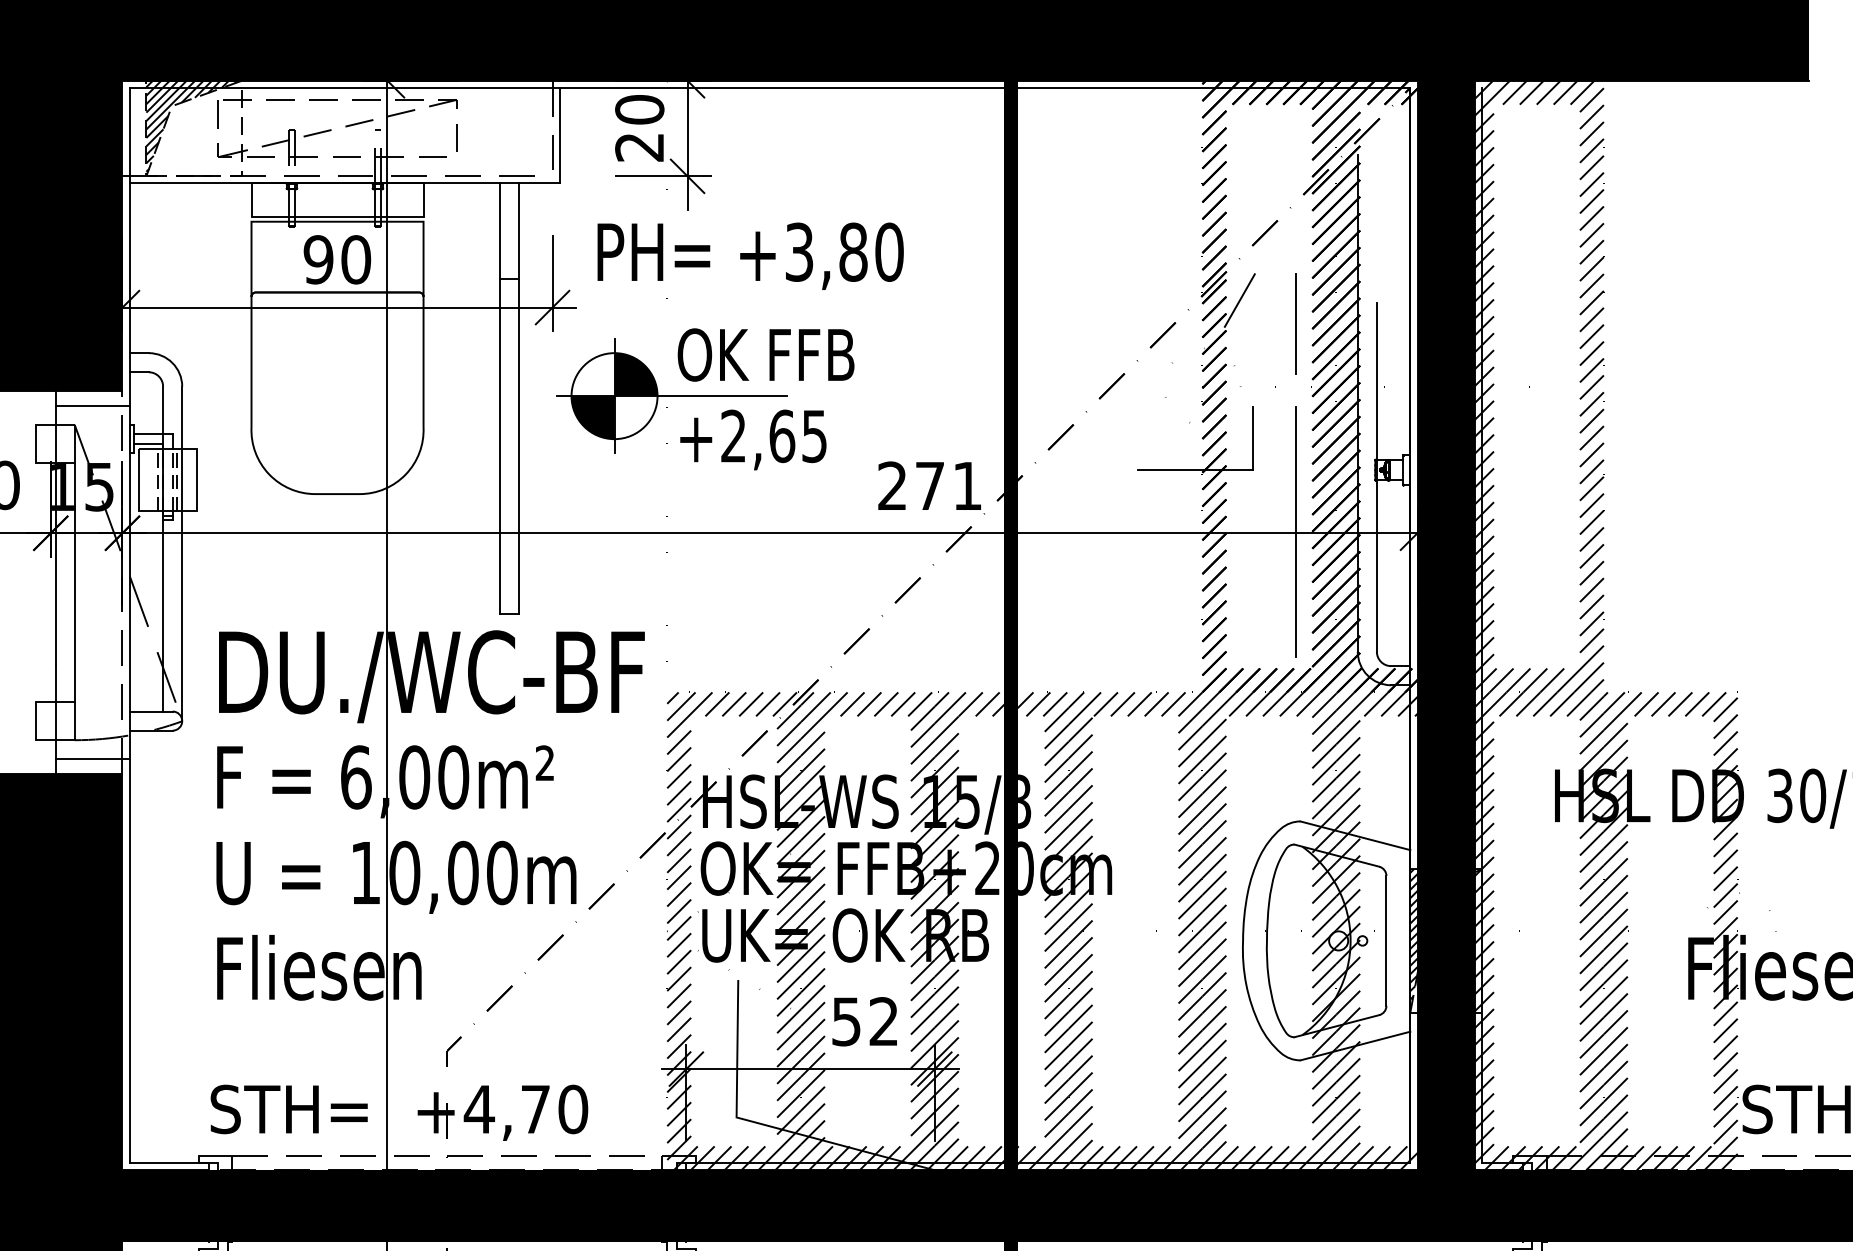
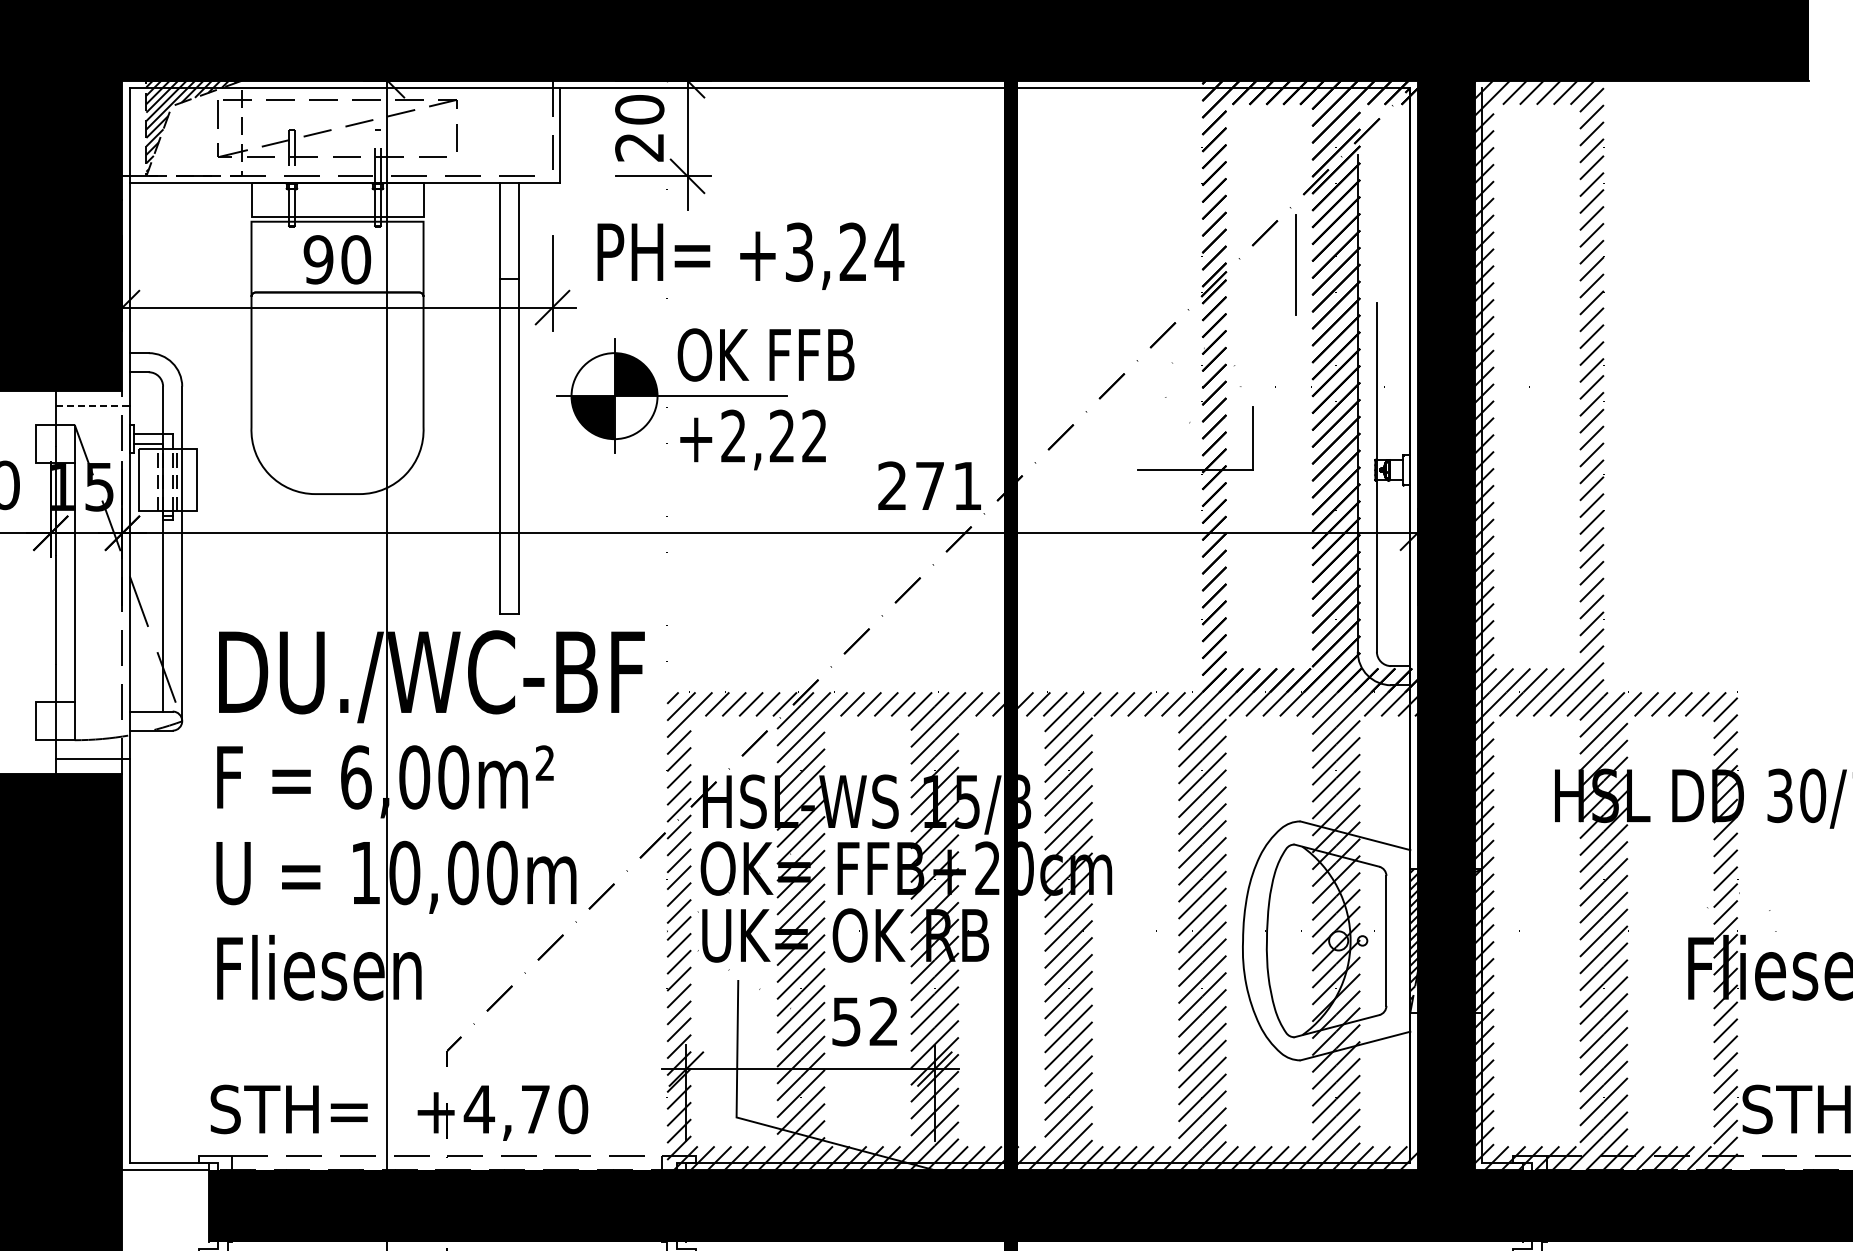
text: +3,80 -> +3,24 (871, 251)
line: present -> none (1239, 300)
line position: (1295, 323) -> (1295, 264) (1295, 264)
line: solid -> dashed (93, 405)
text: +2,65 -> +2,22 (797, 436)
line: present -> none (1295, 531)
fill: present -> none (165, 1205)
